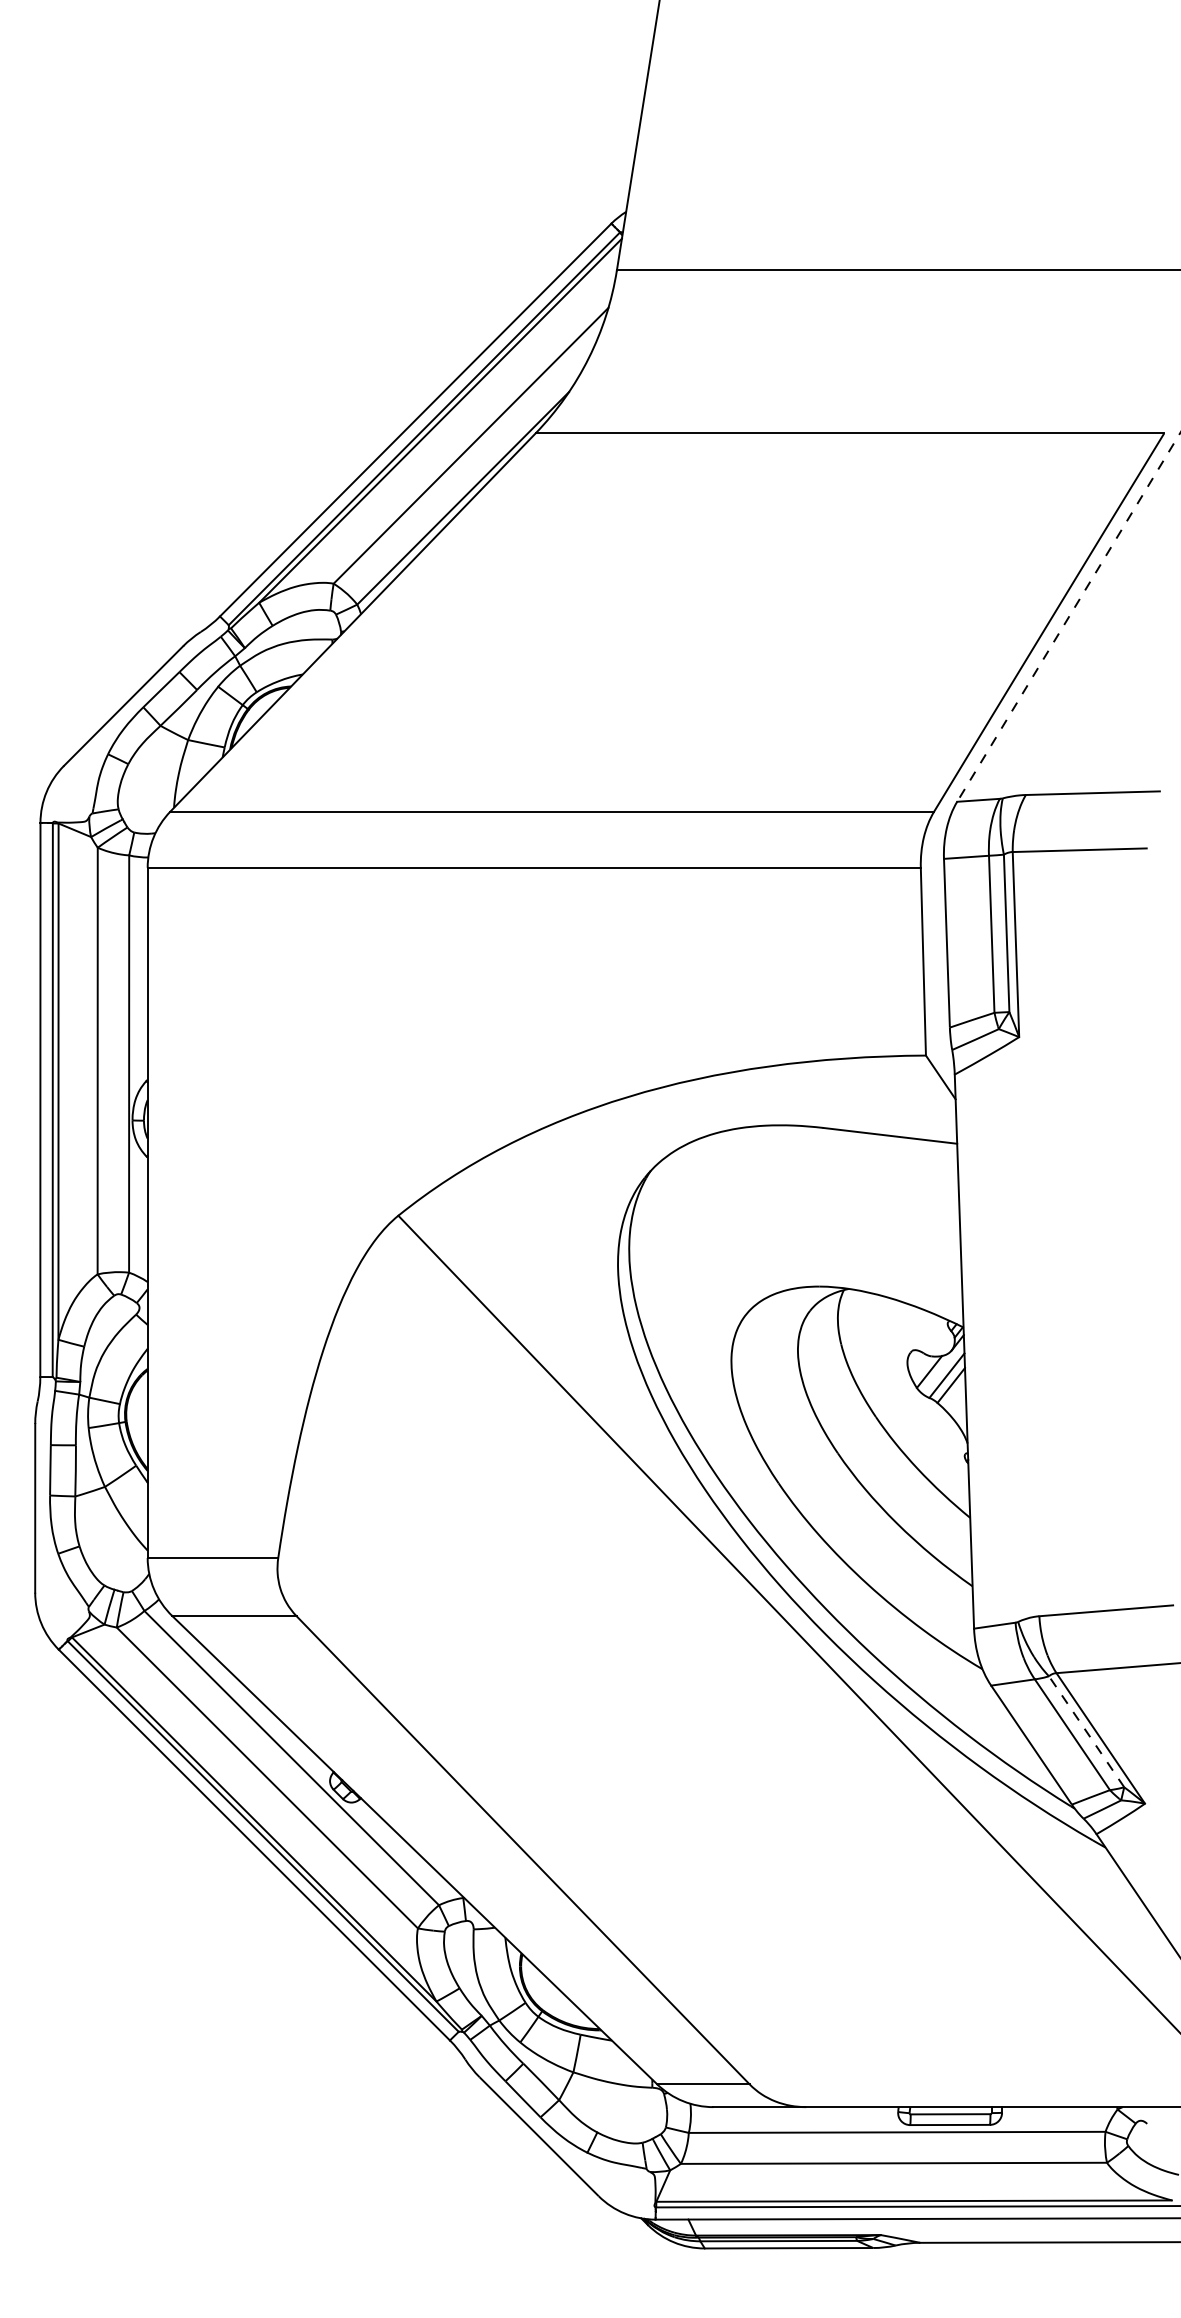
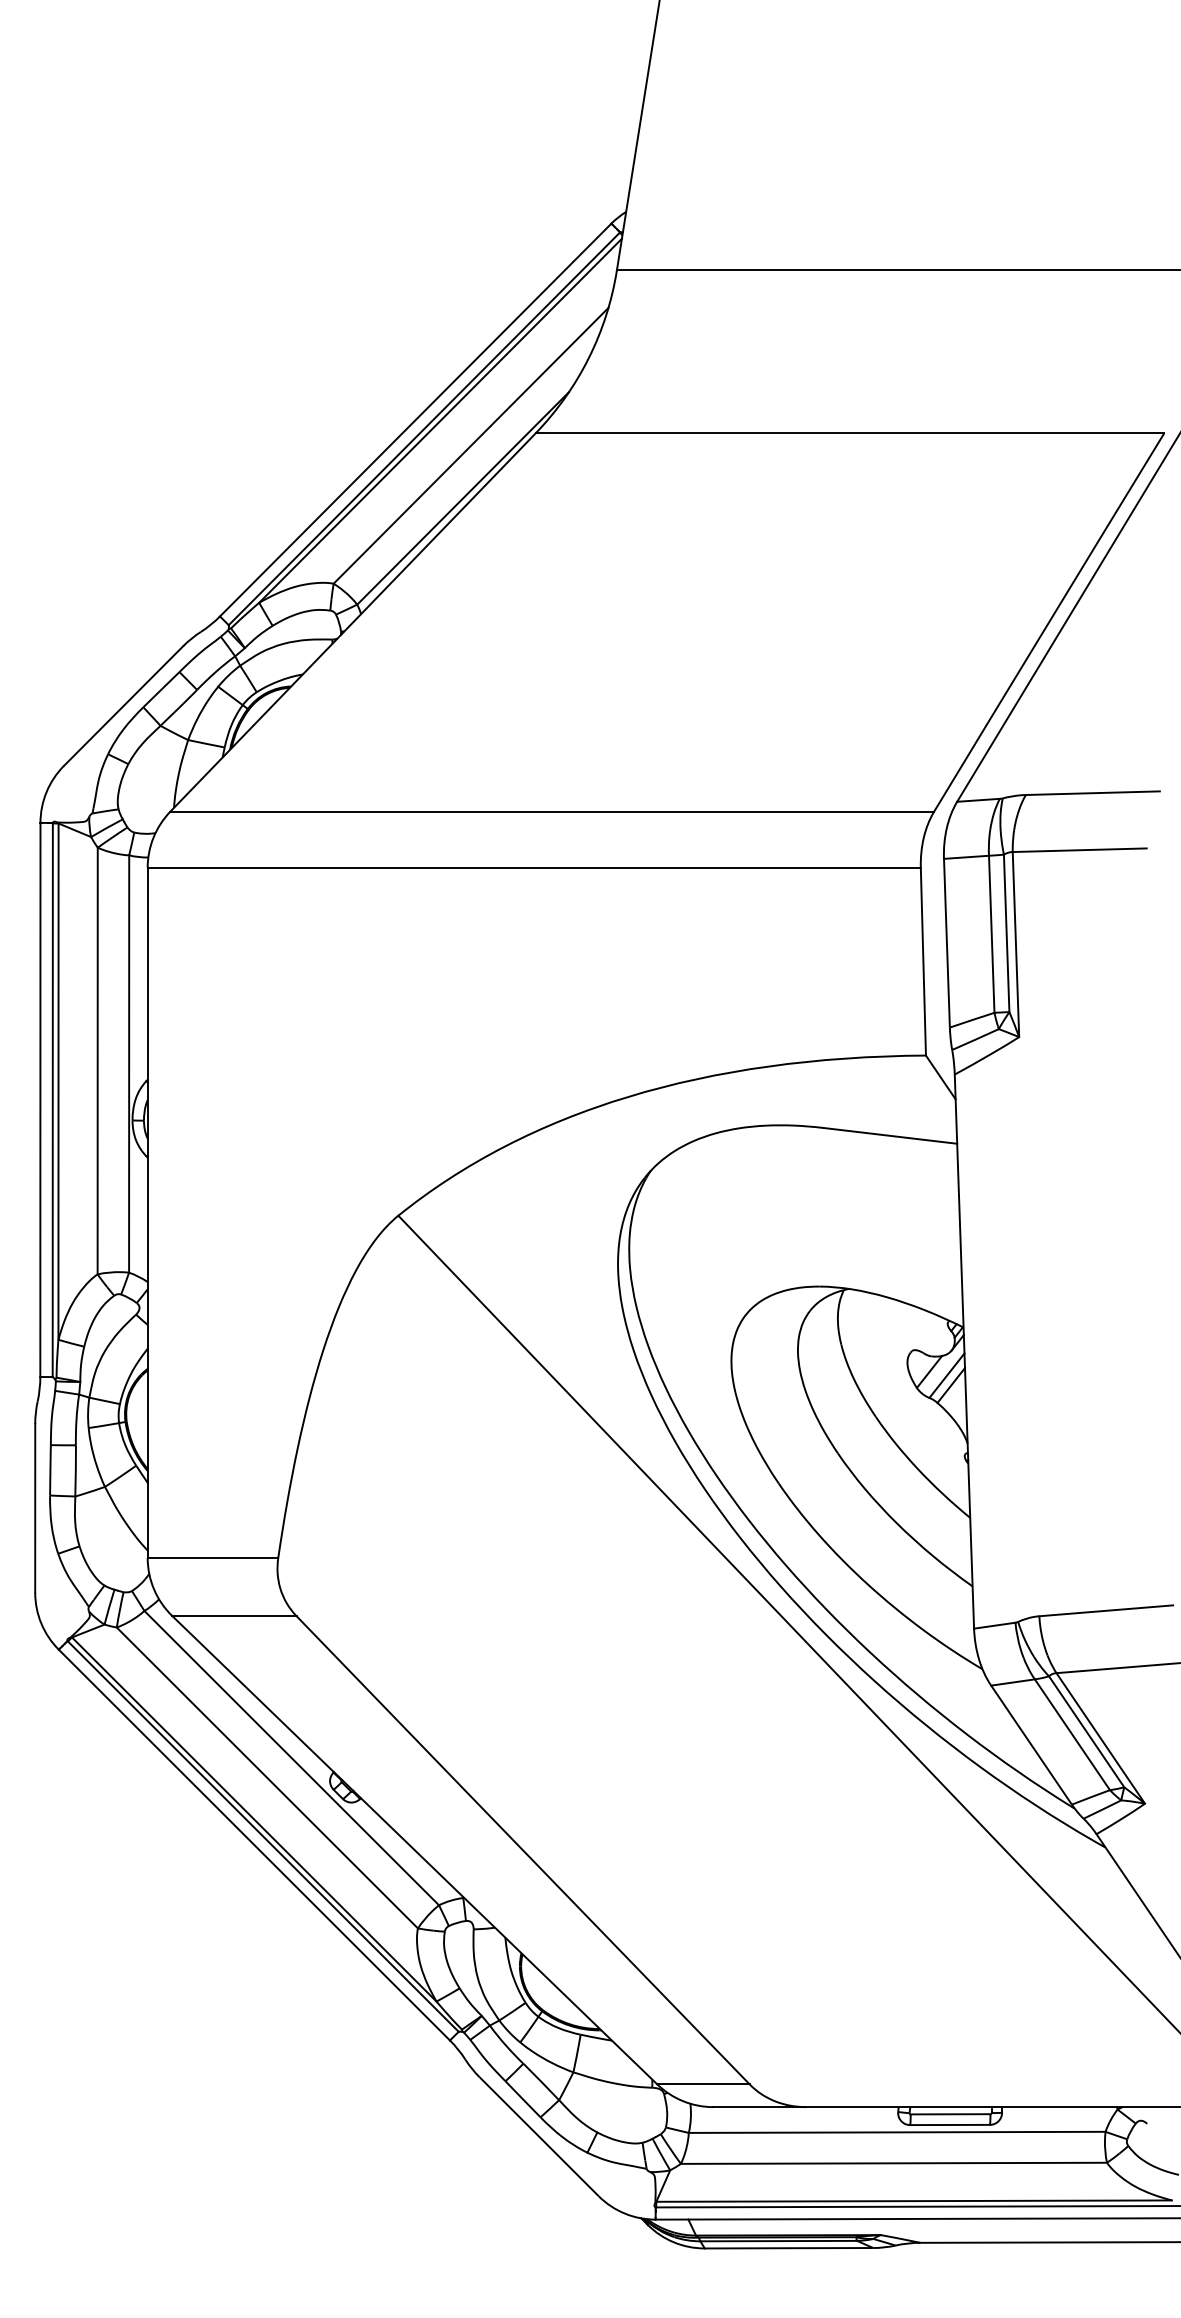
line: dashed -> solid (1068, 617)
line: dashed -> solid (1086, 1731)
